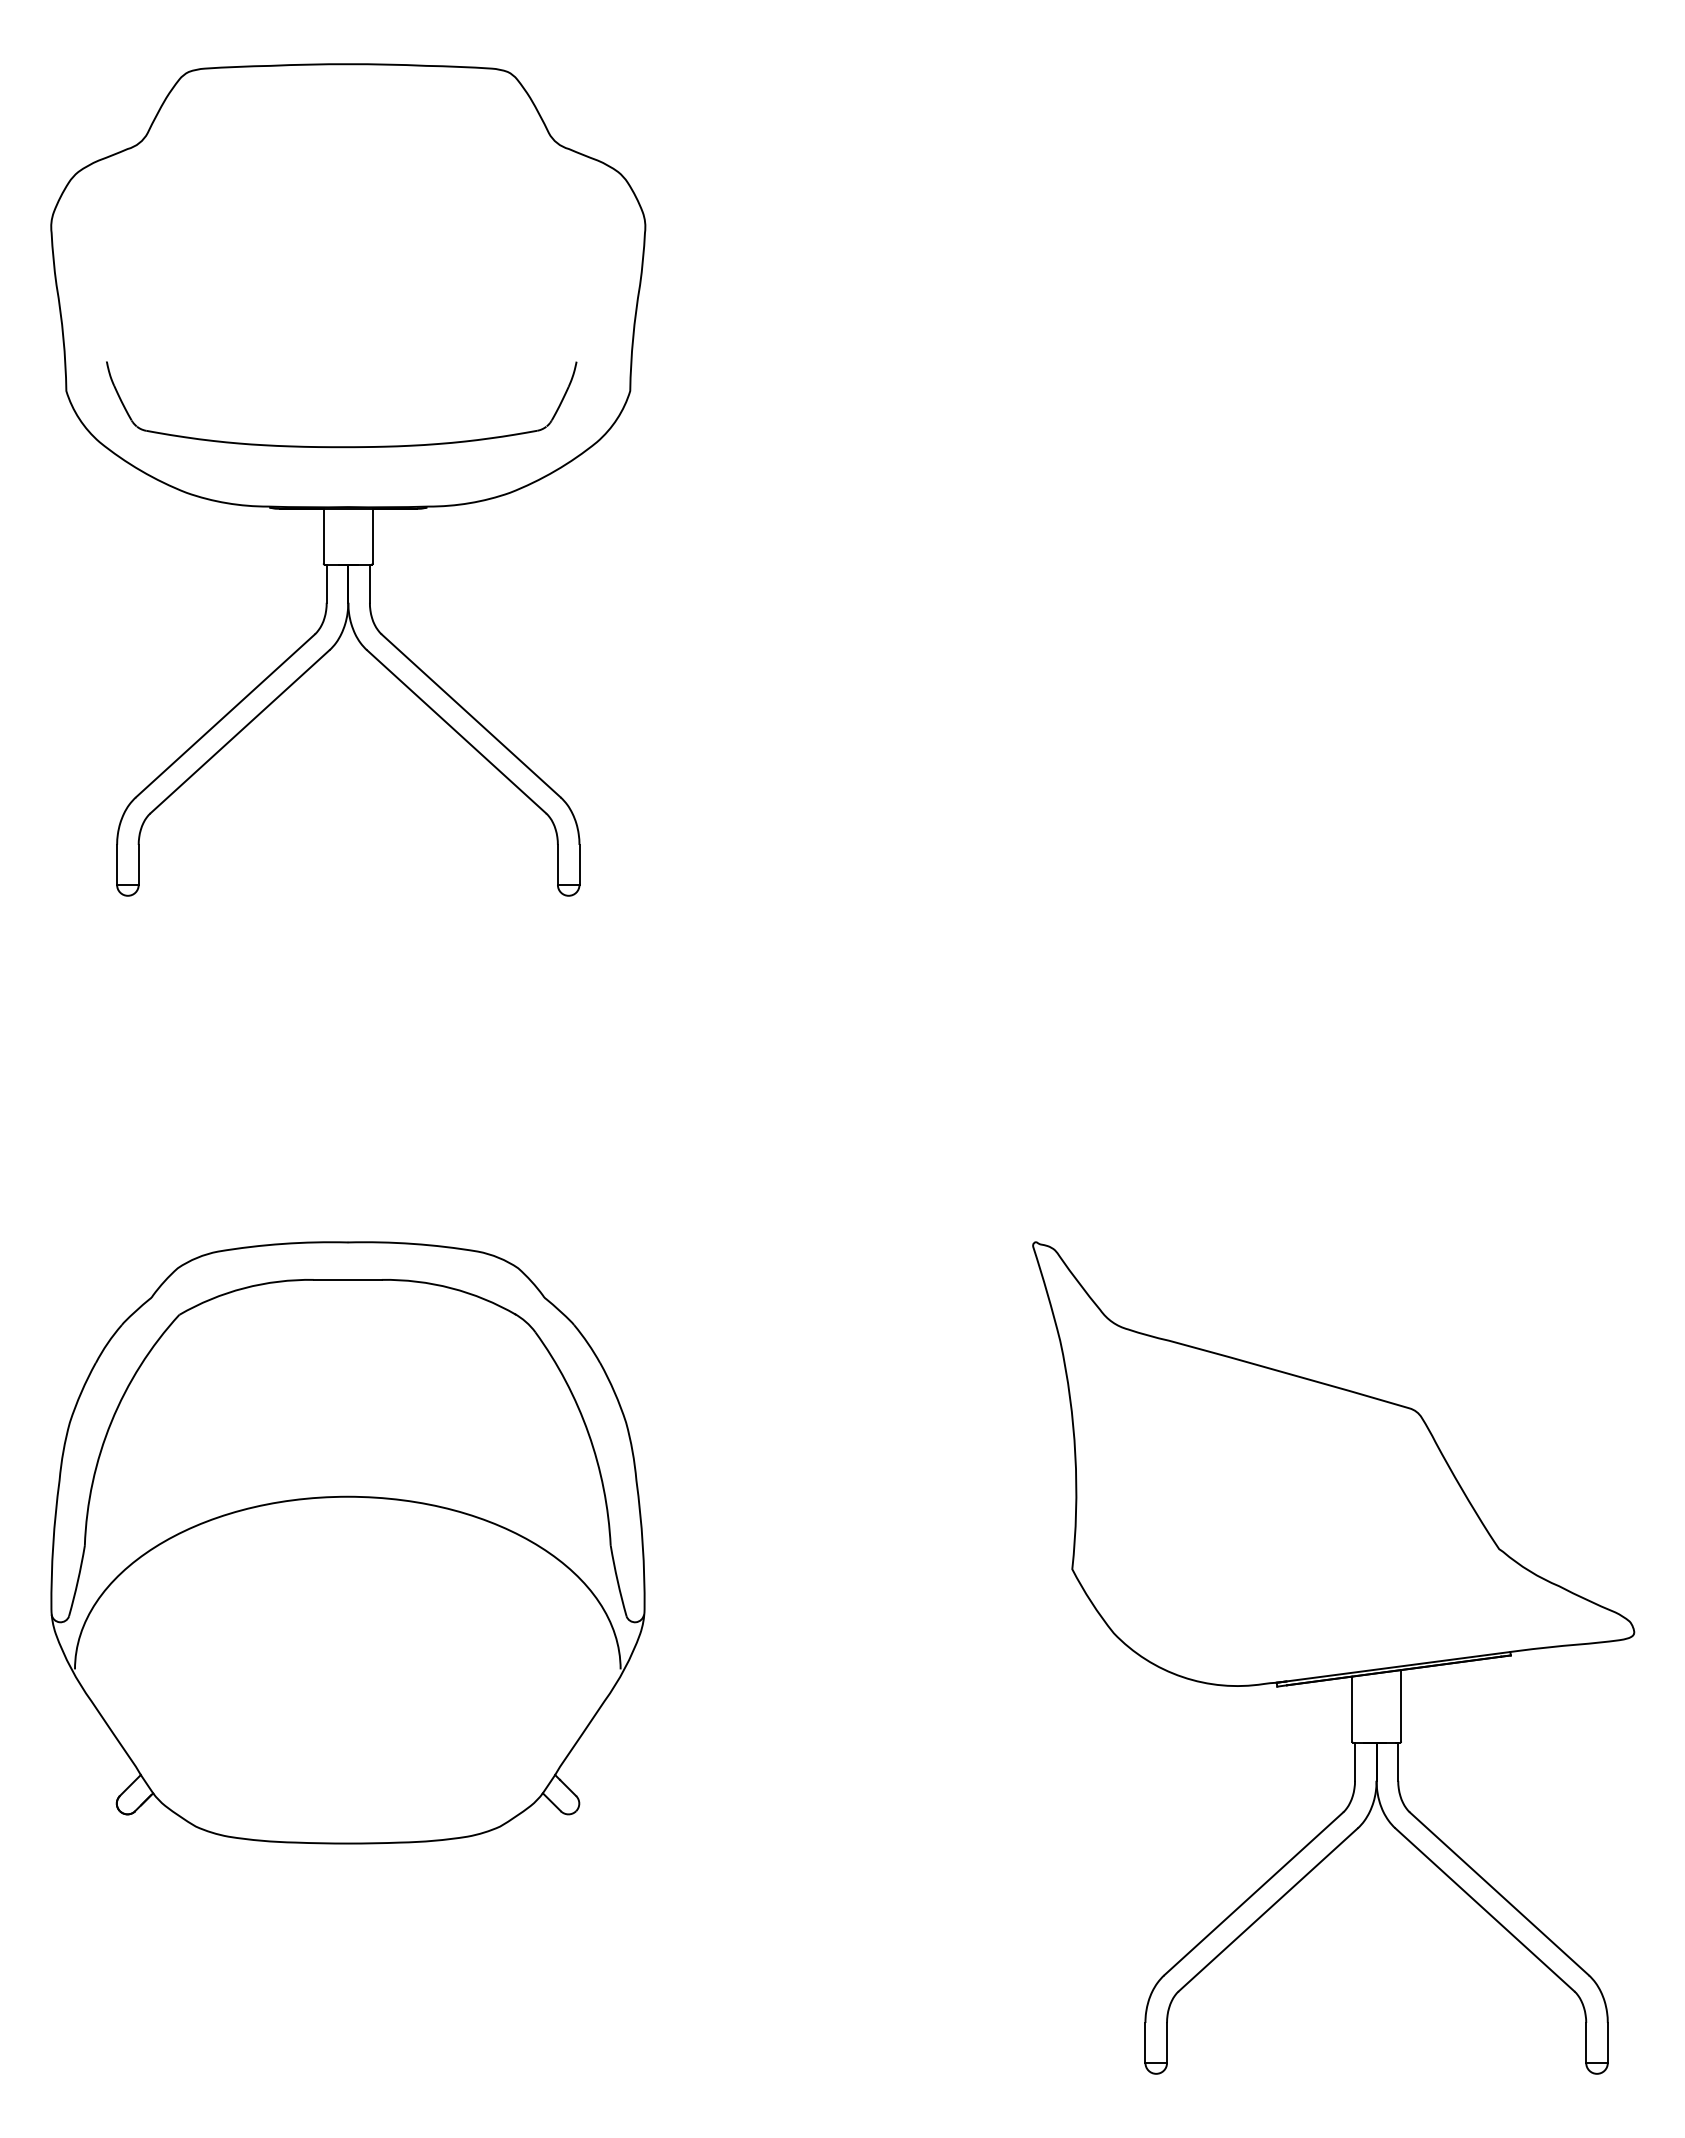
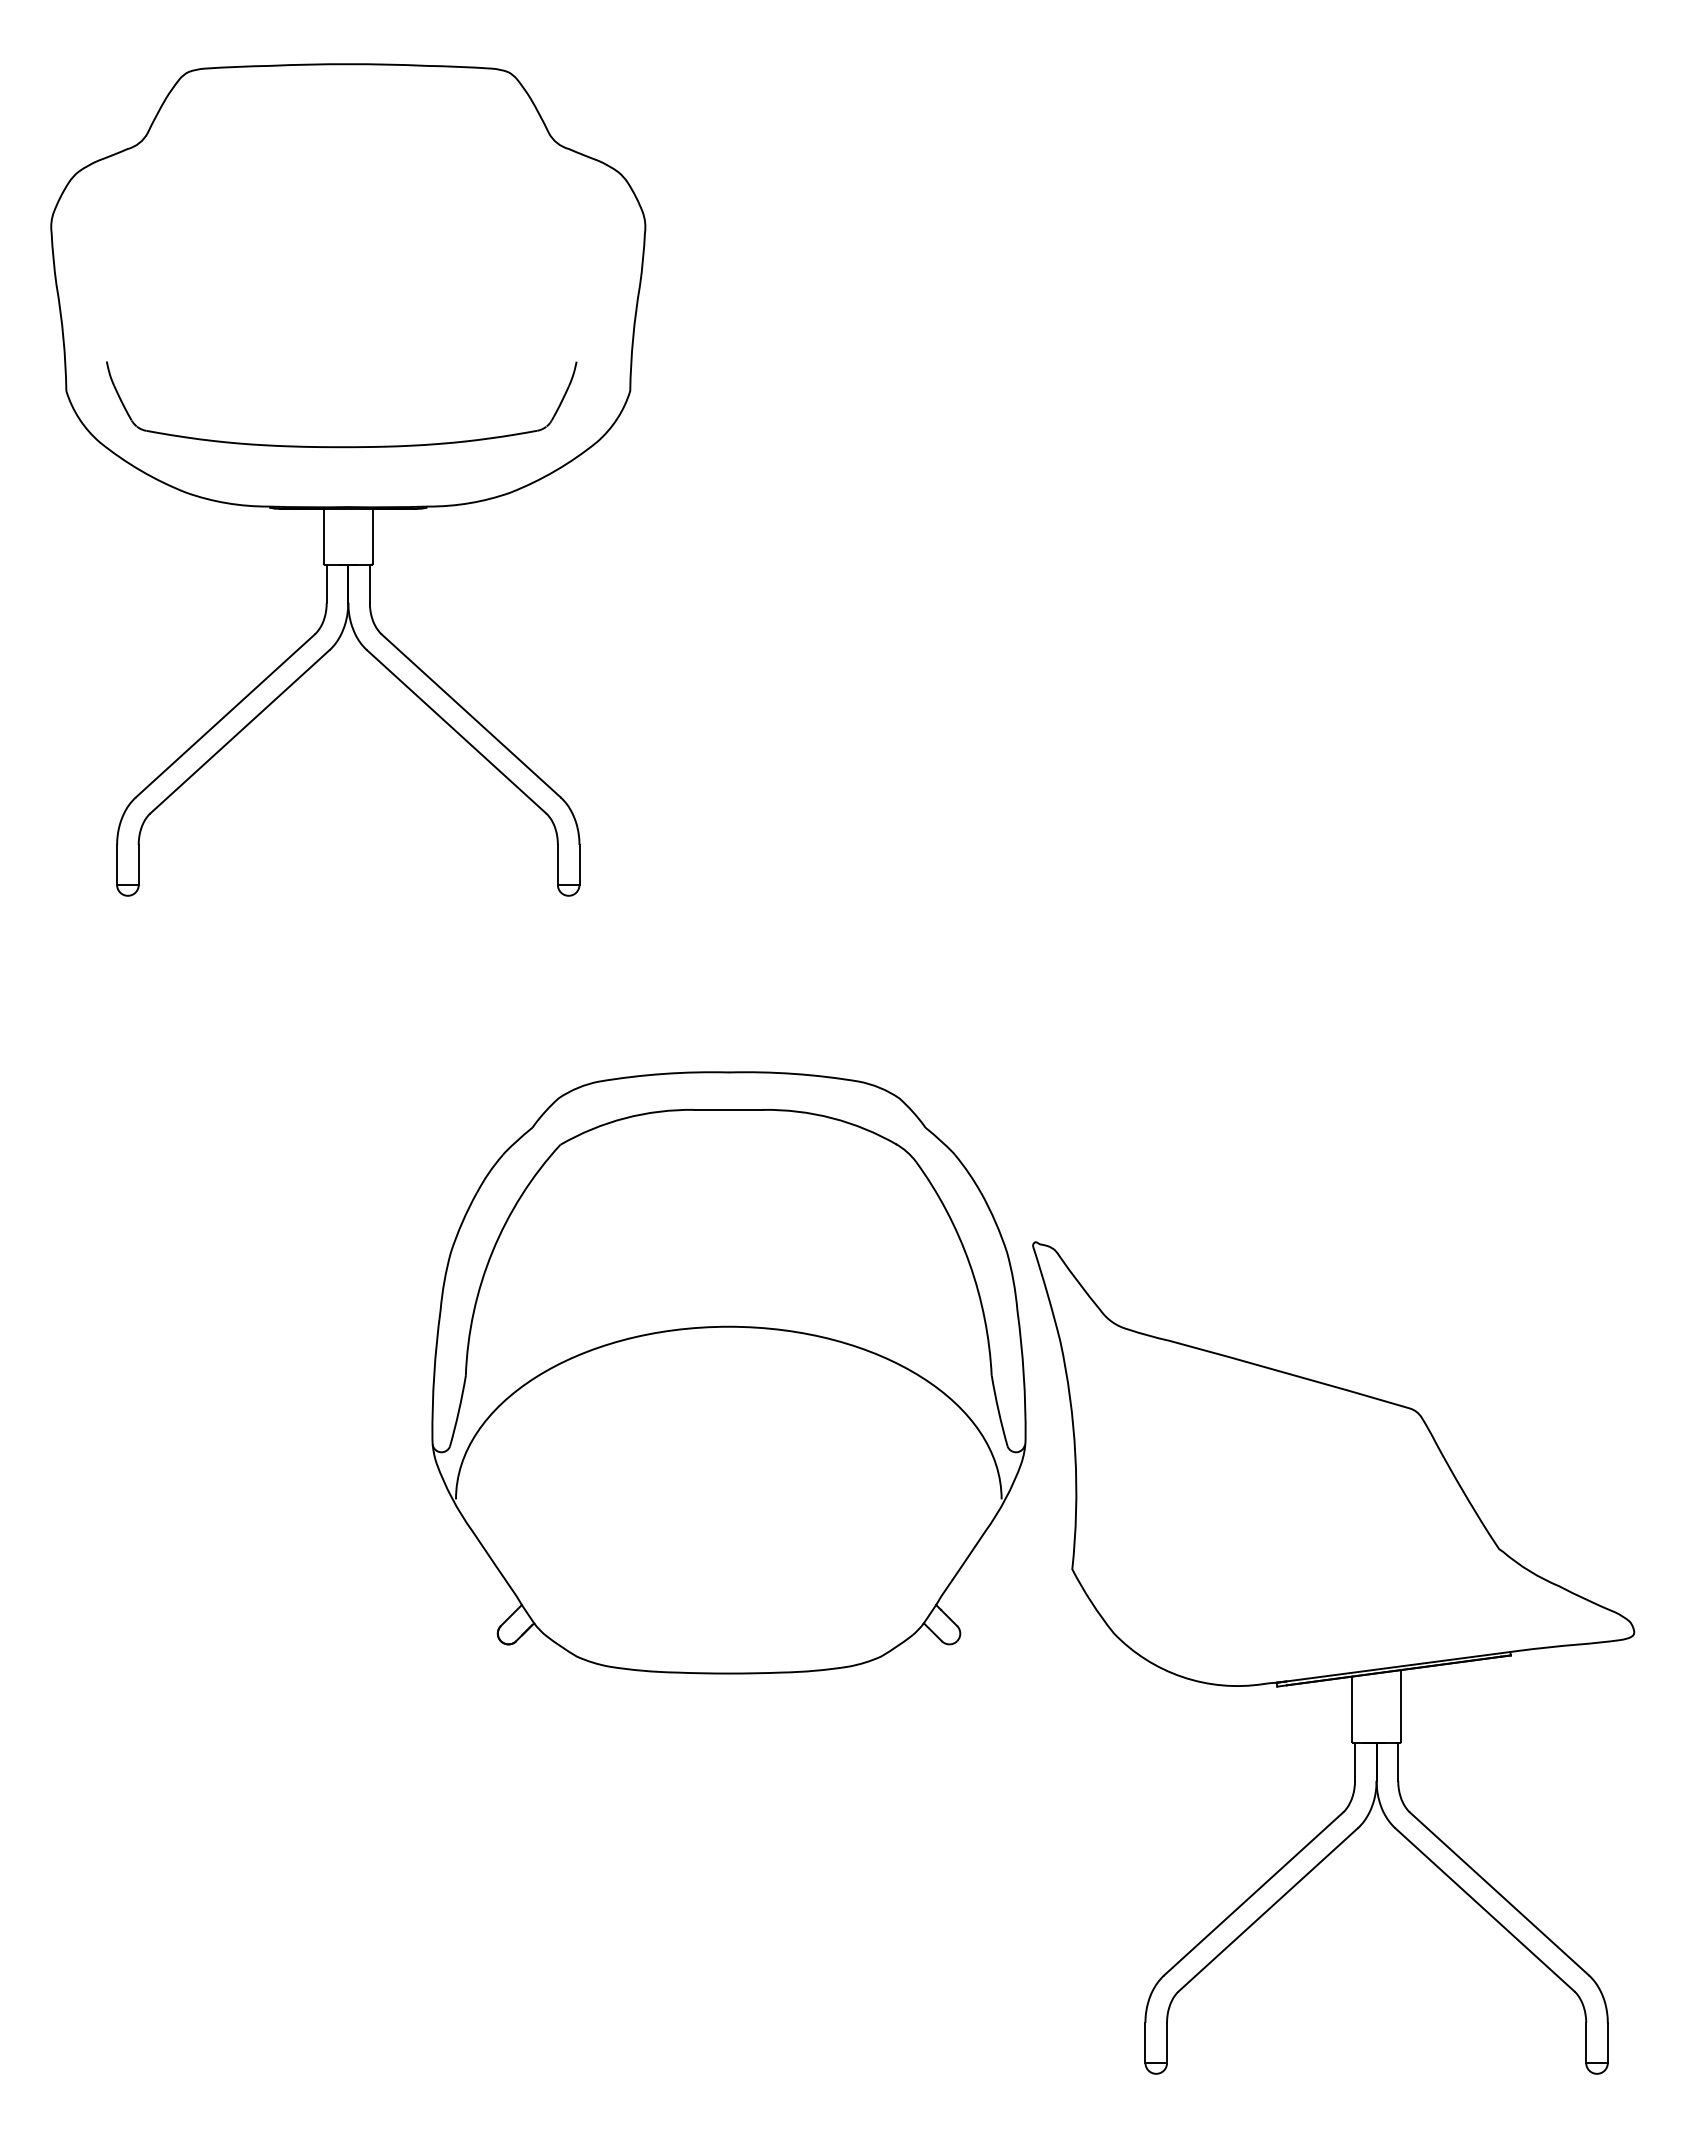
part position: (347, 1542) -> (728, 1372) (728, 1372)
